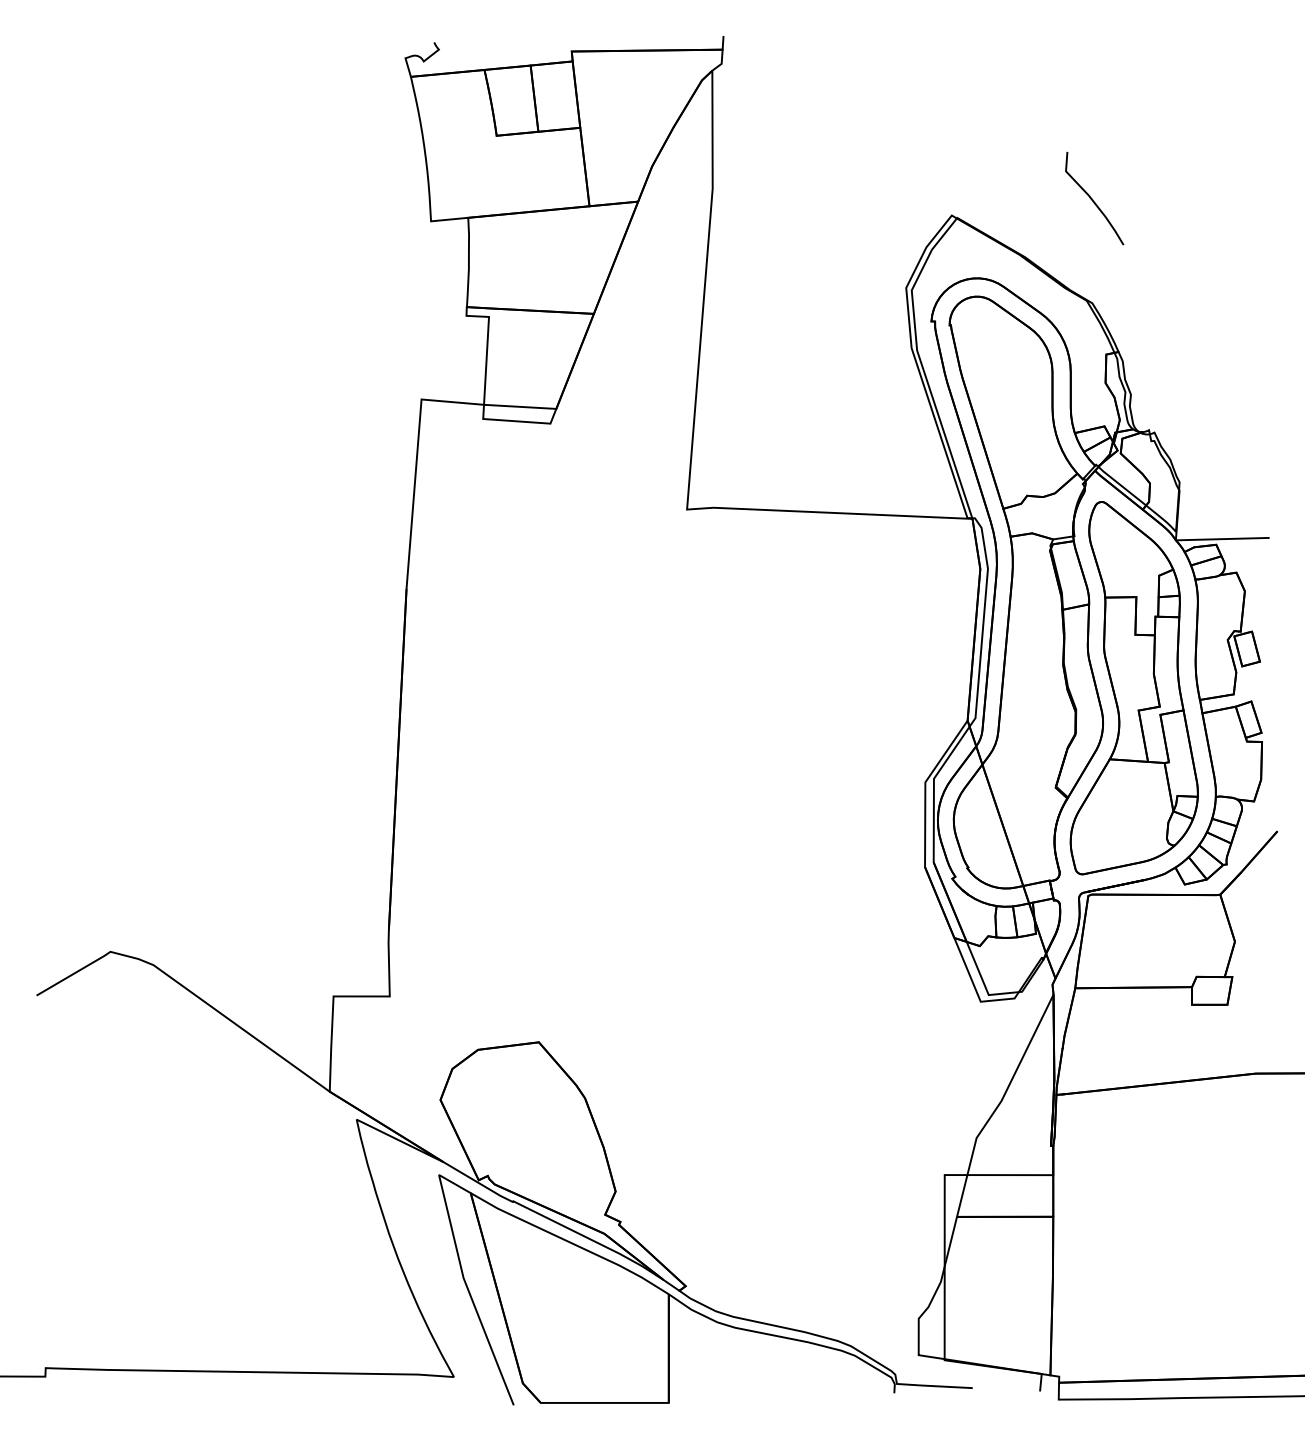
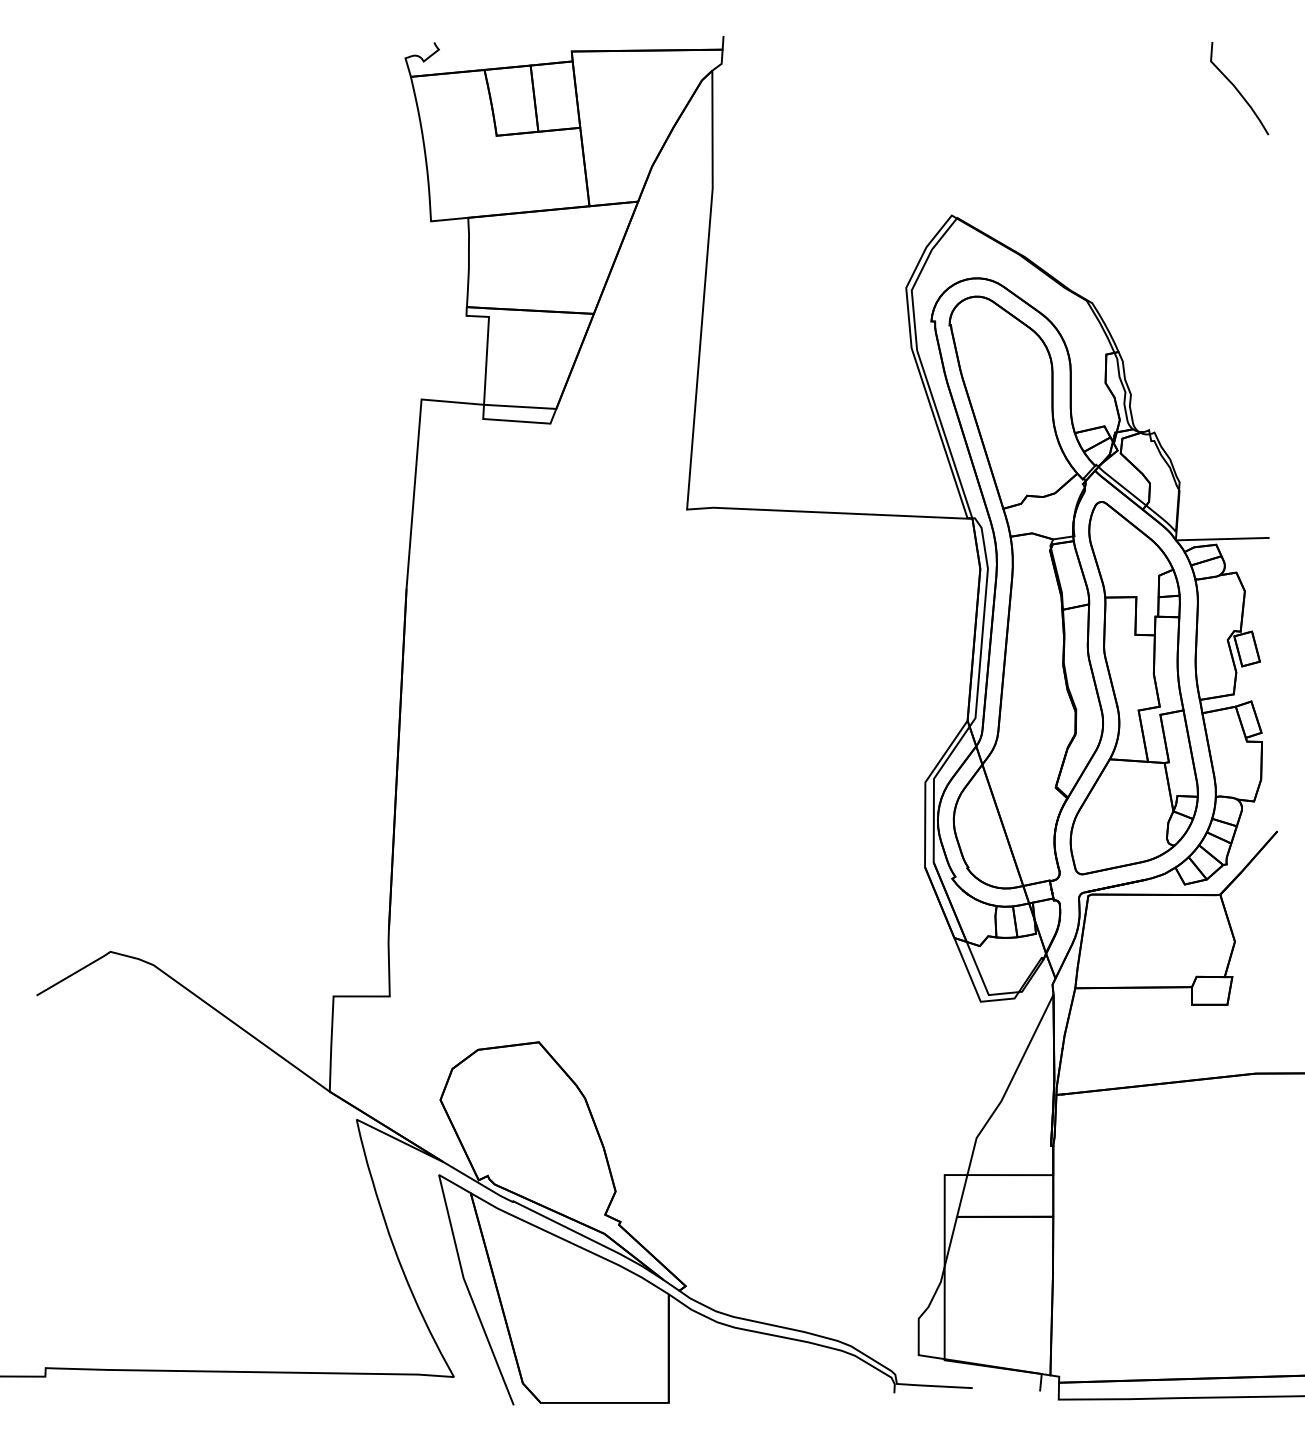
curve position: (1093, 199) -> (1238, 89) (1238, 89)
